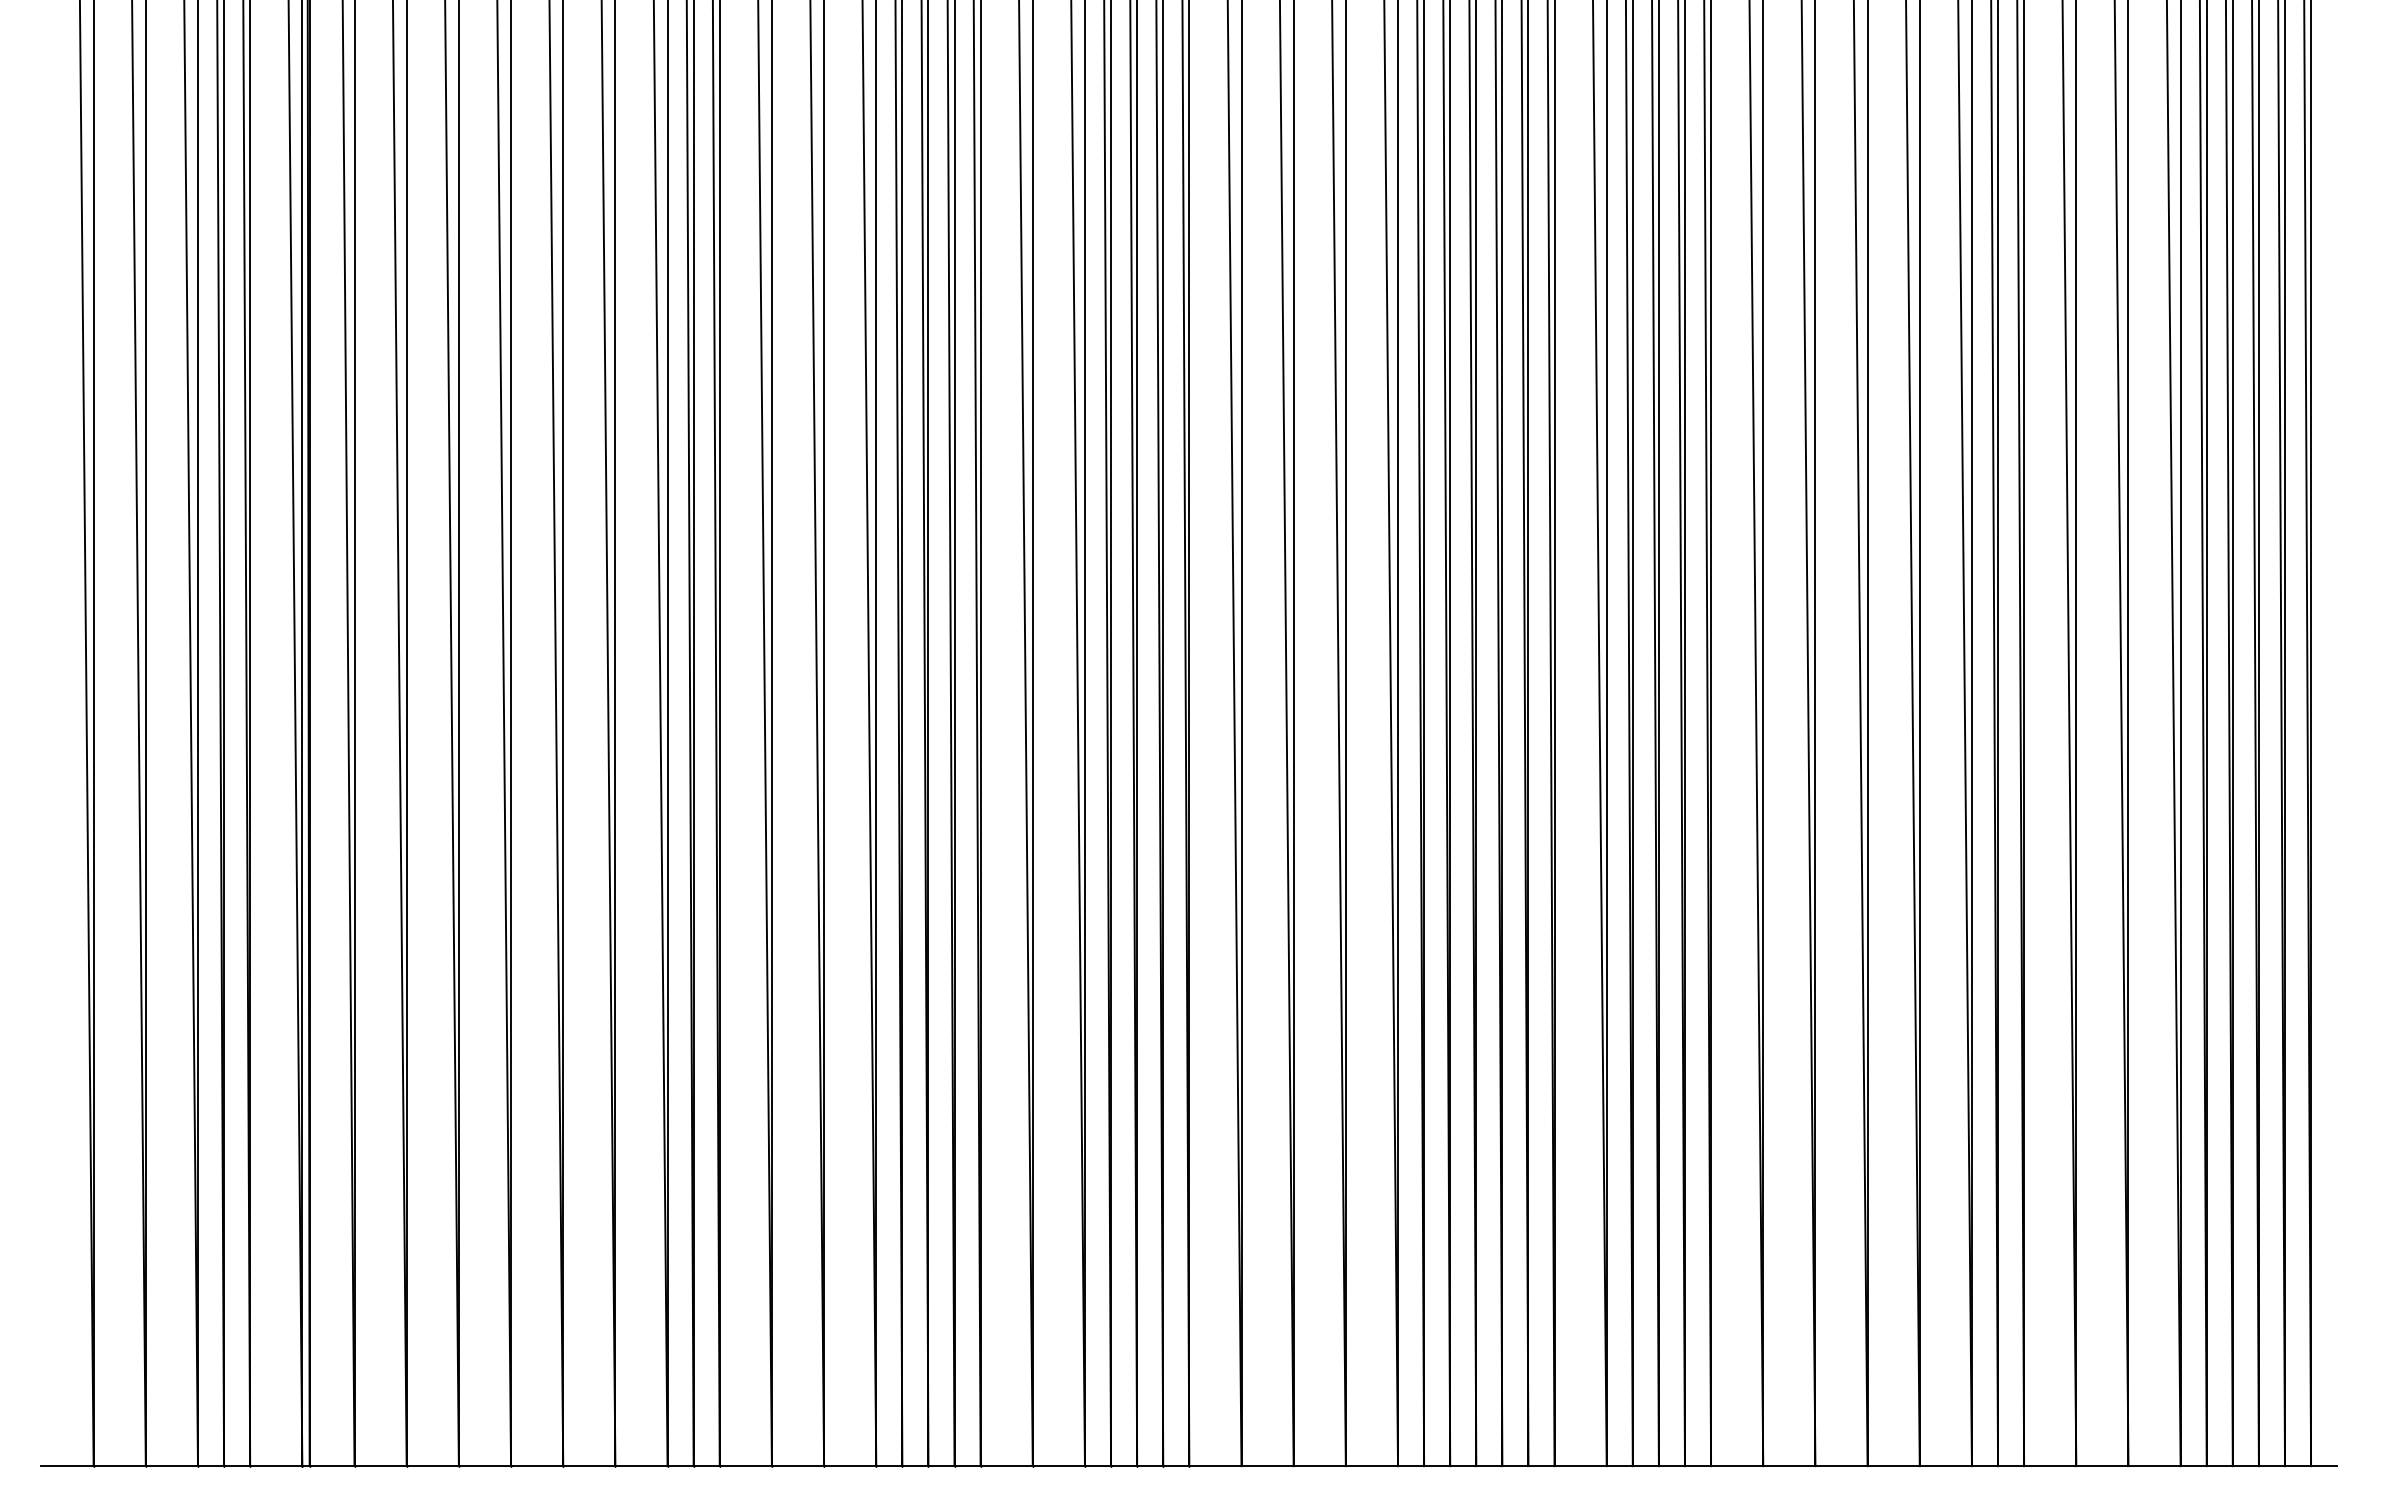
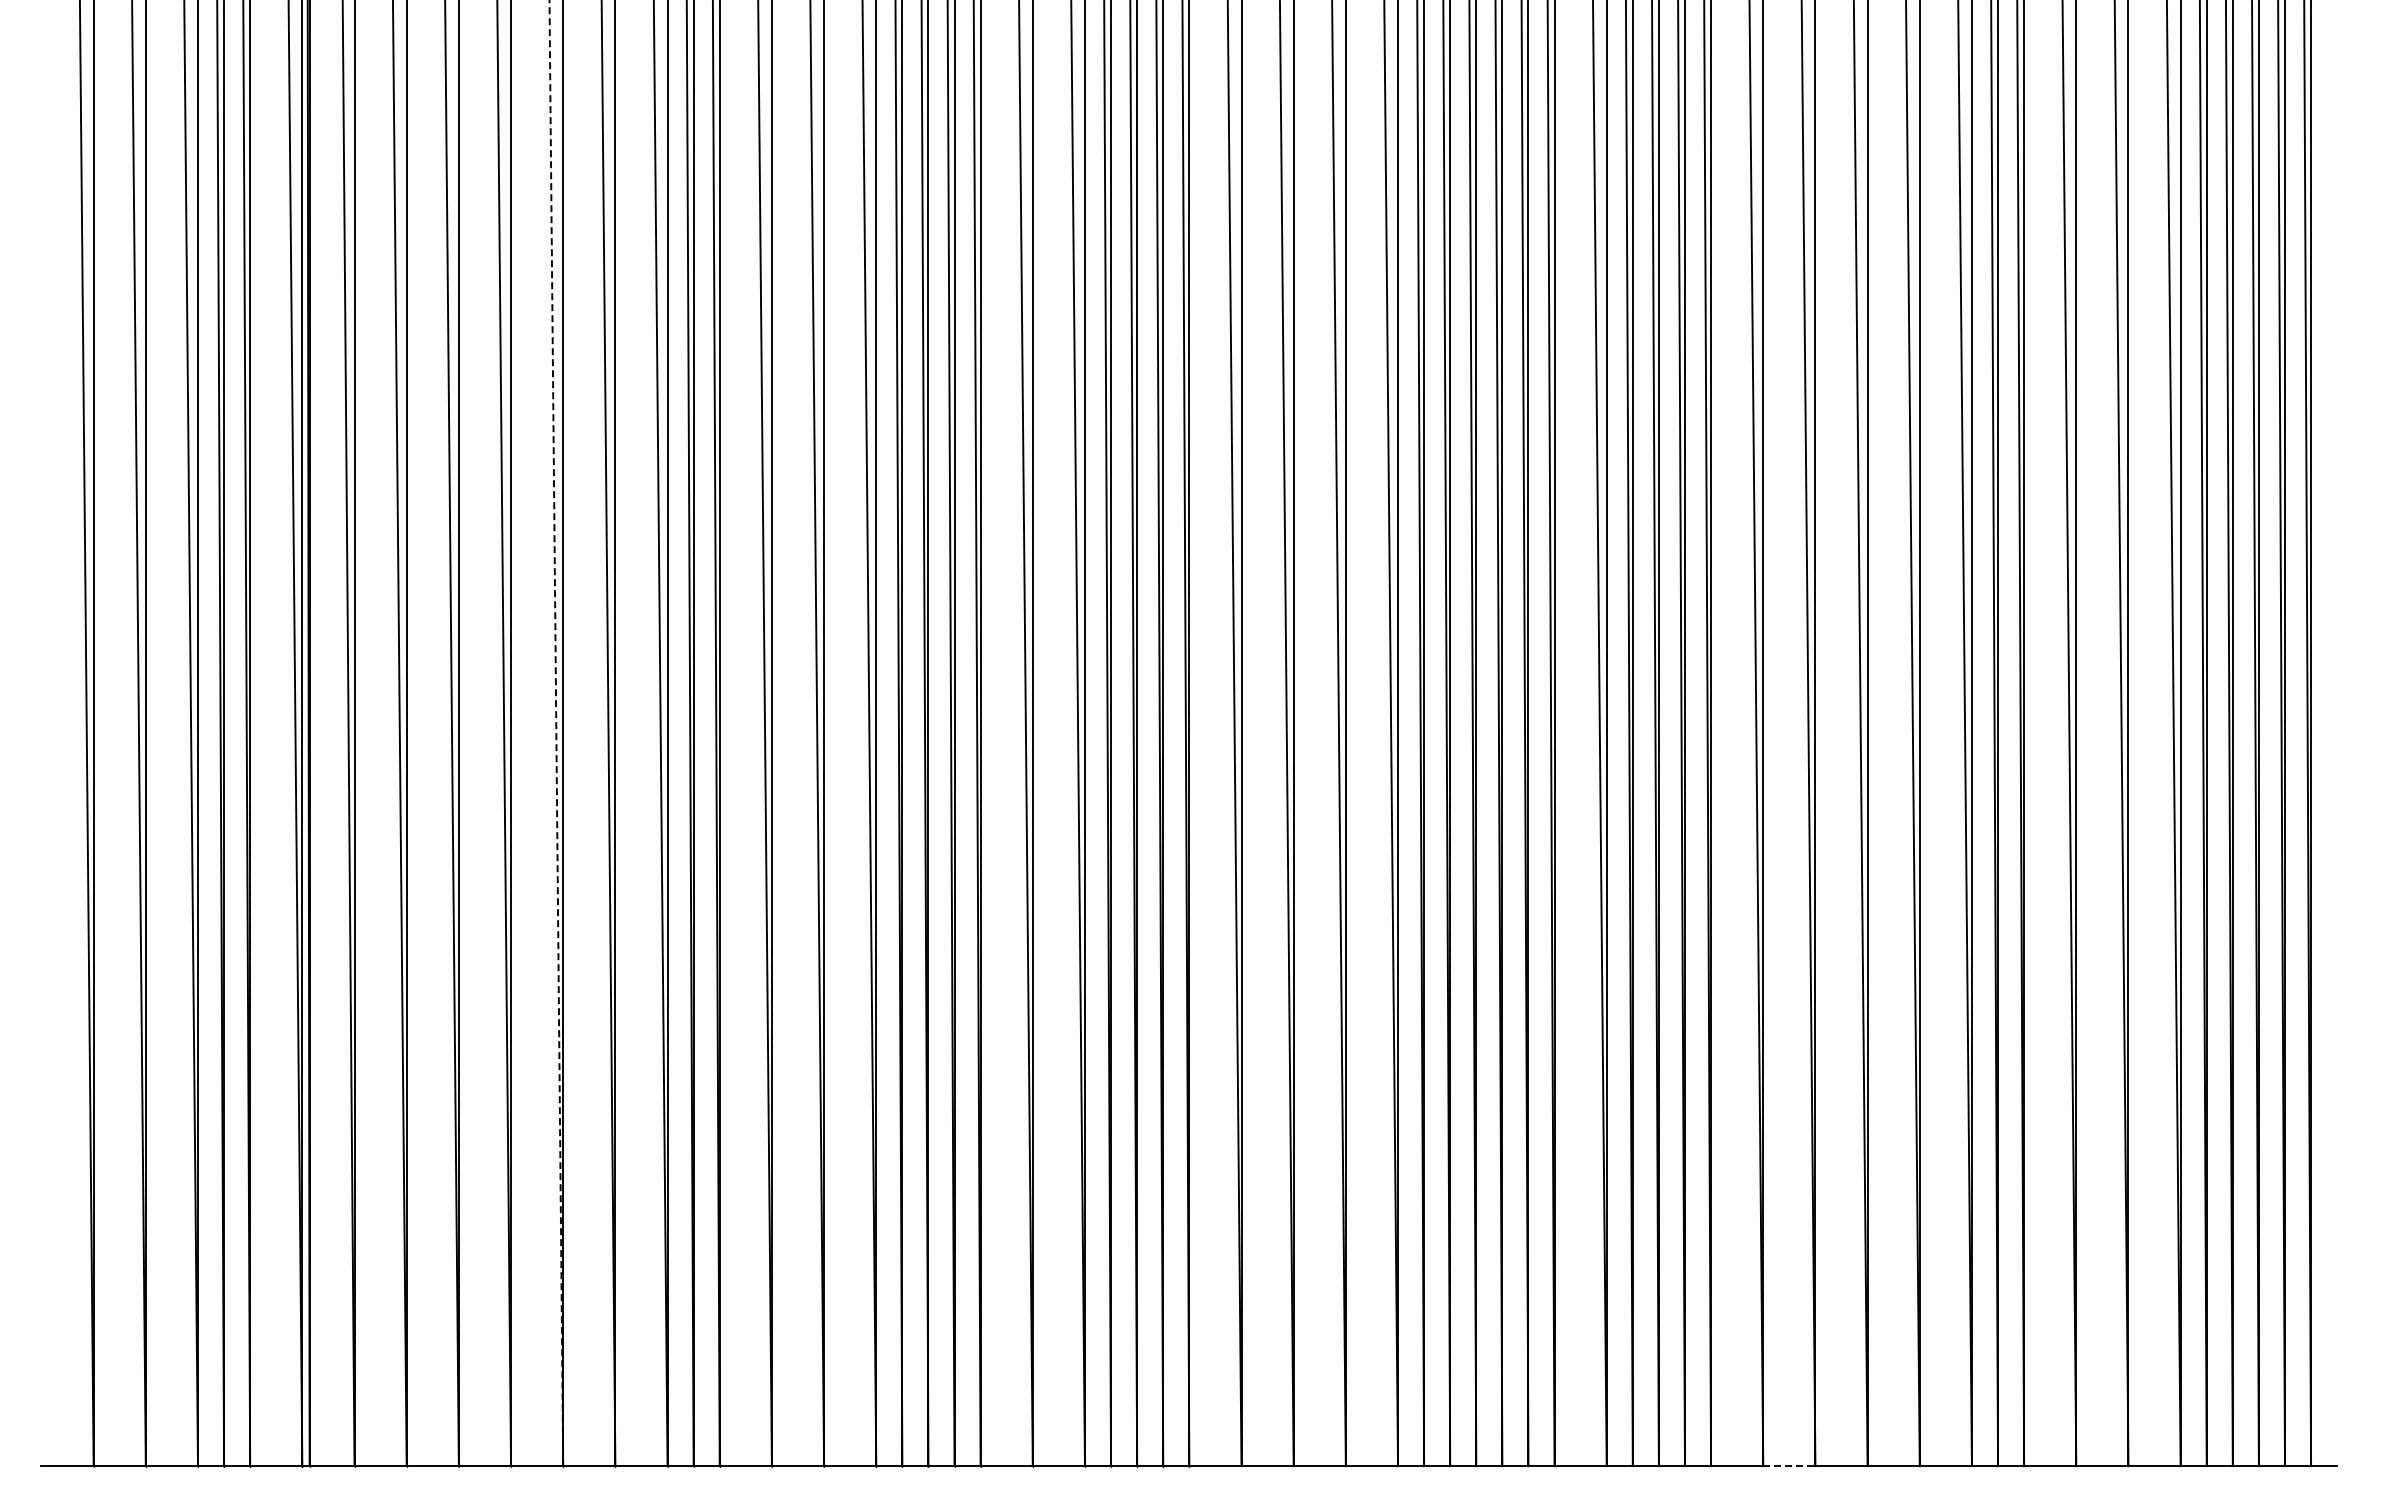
line: solid -> dashed (556, 733)
line: solid -> dashed (1789, 1466)
